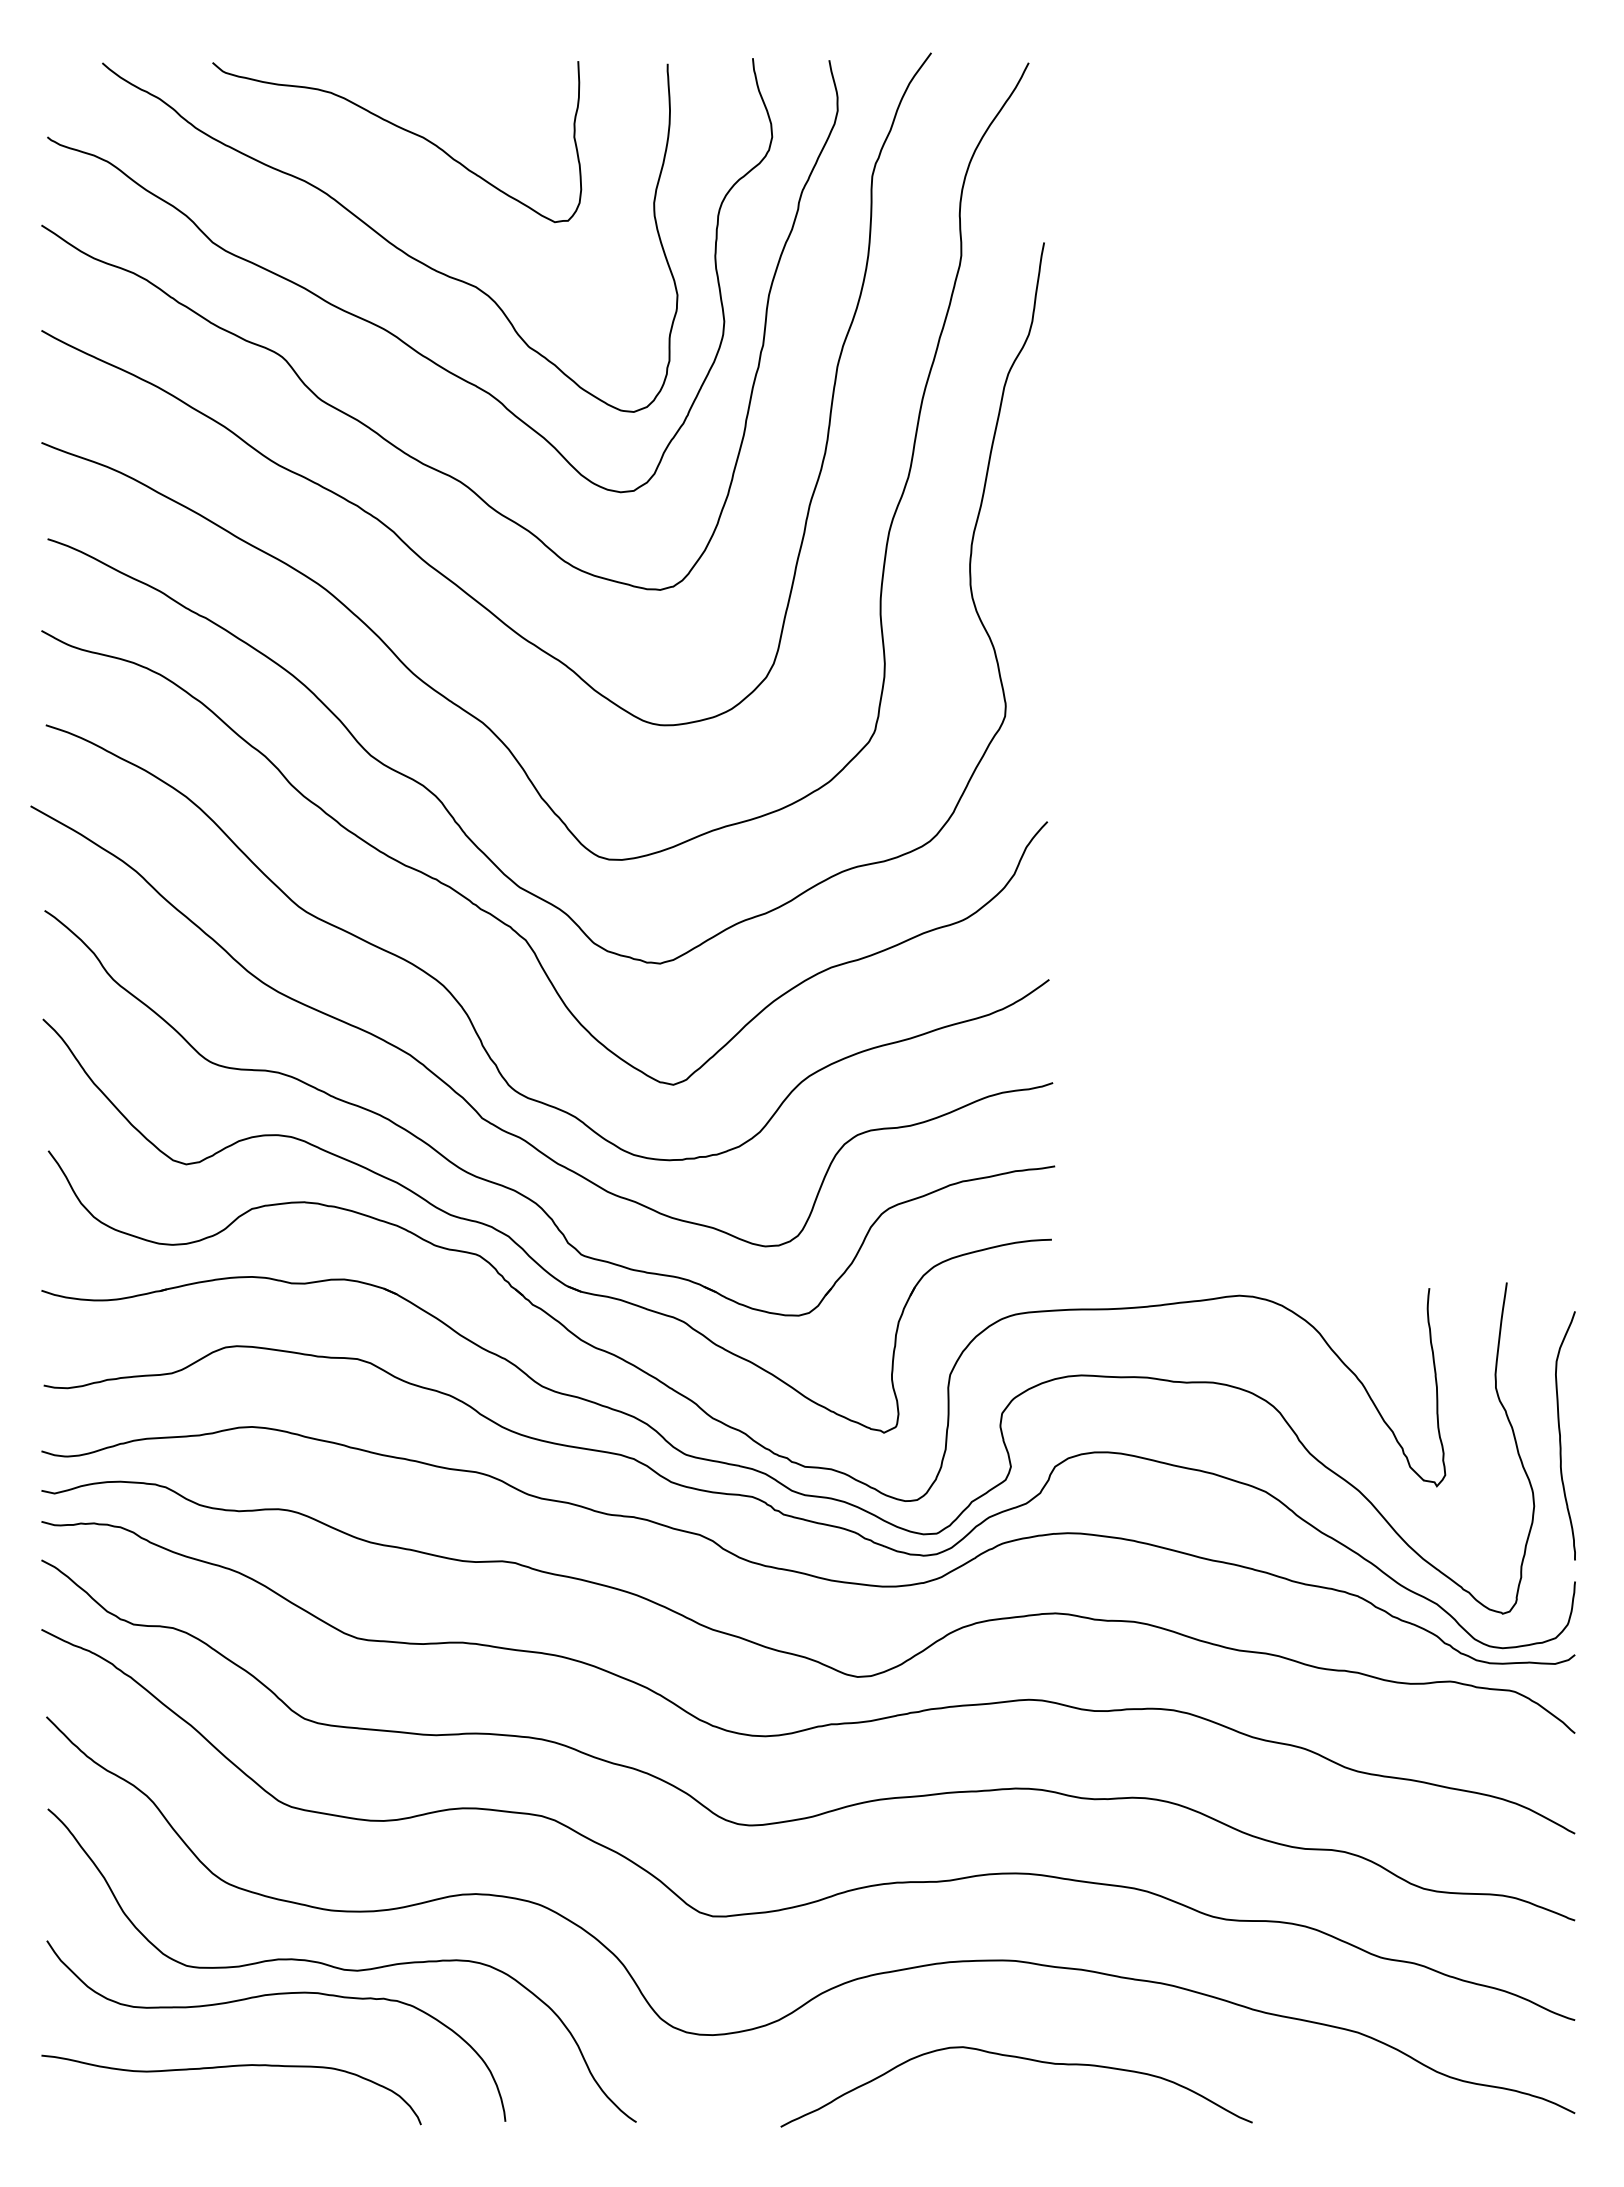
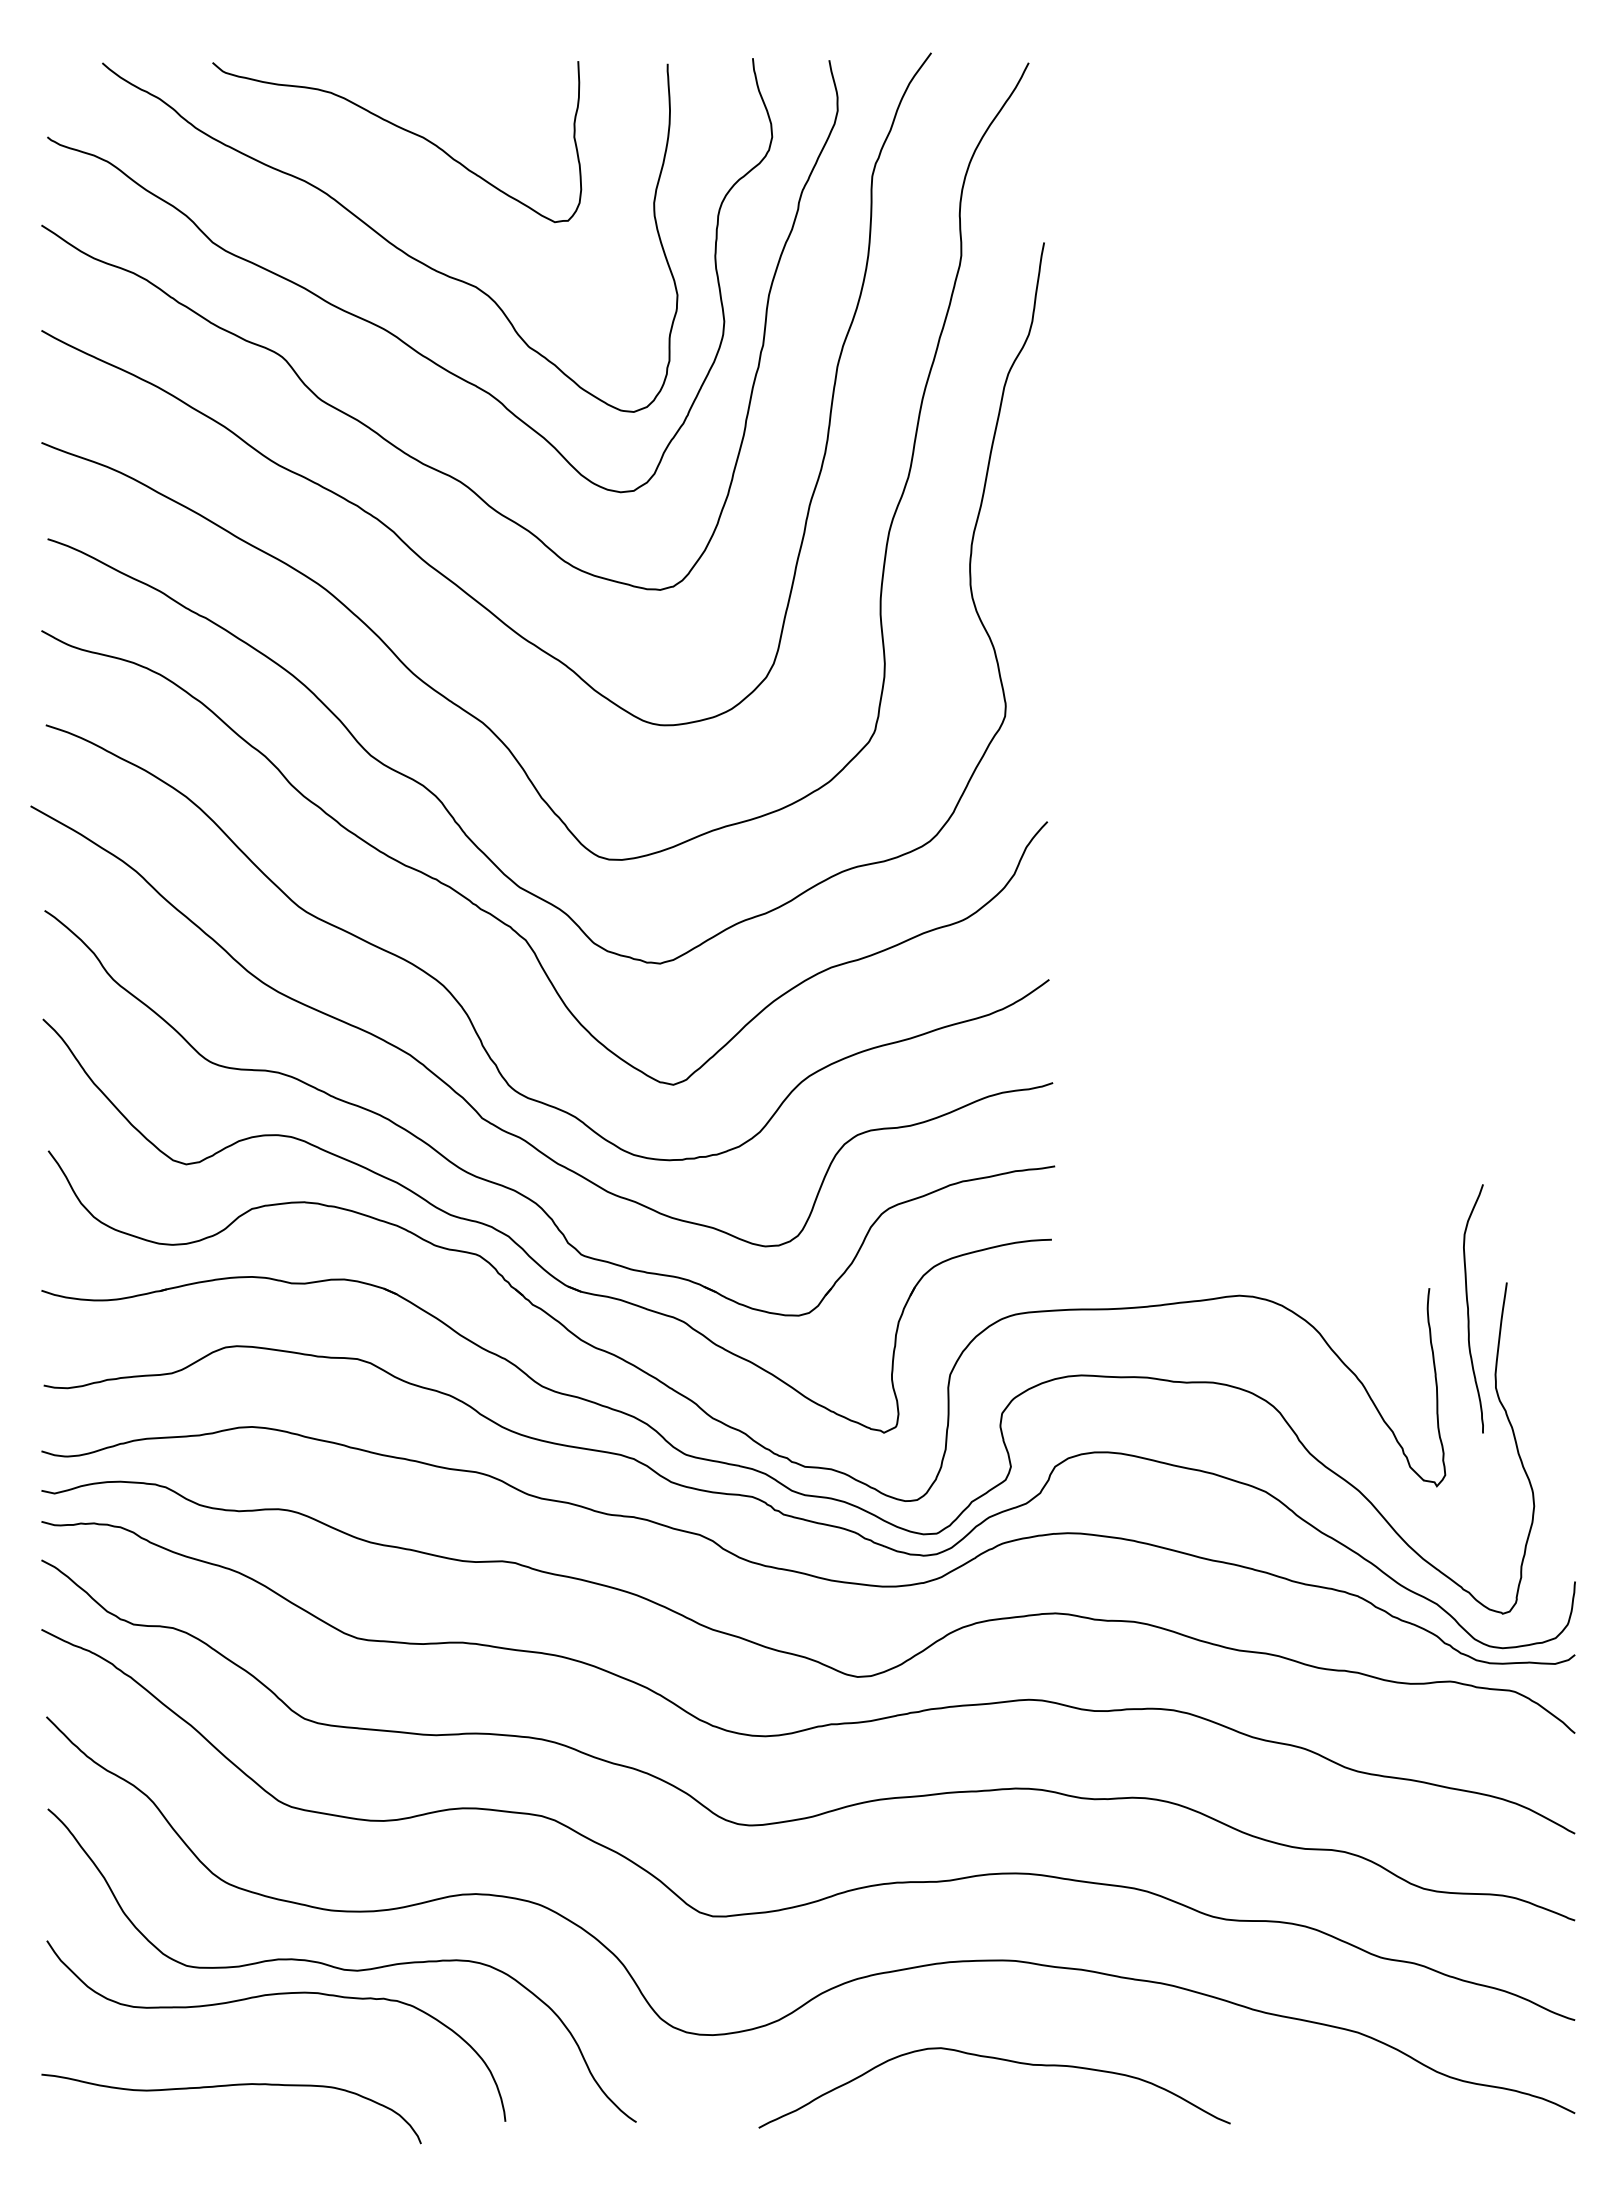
curve position: (1560, 1435) -> (1468, 1308) (1468, 1308)
curve position: (1023, 2059) -> (1001, 2060) (1001, 2060)
curve position: (230, 2067) -> (230, 2086) (230, 2086)
